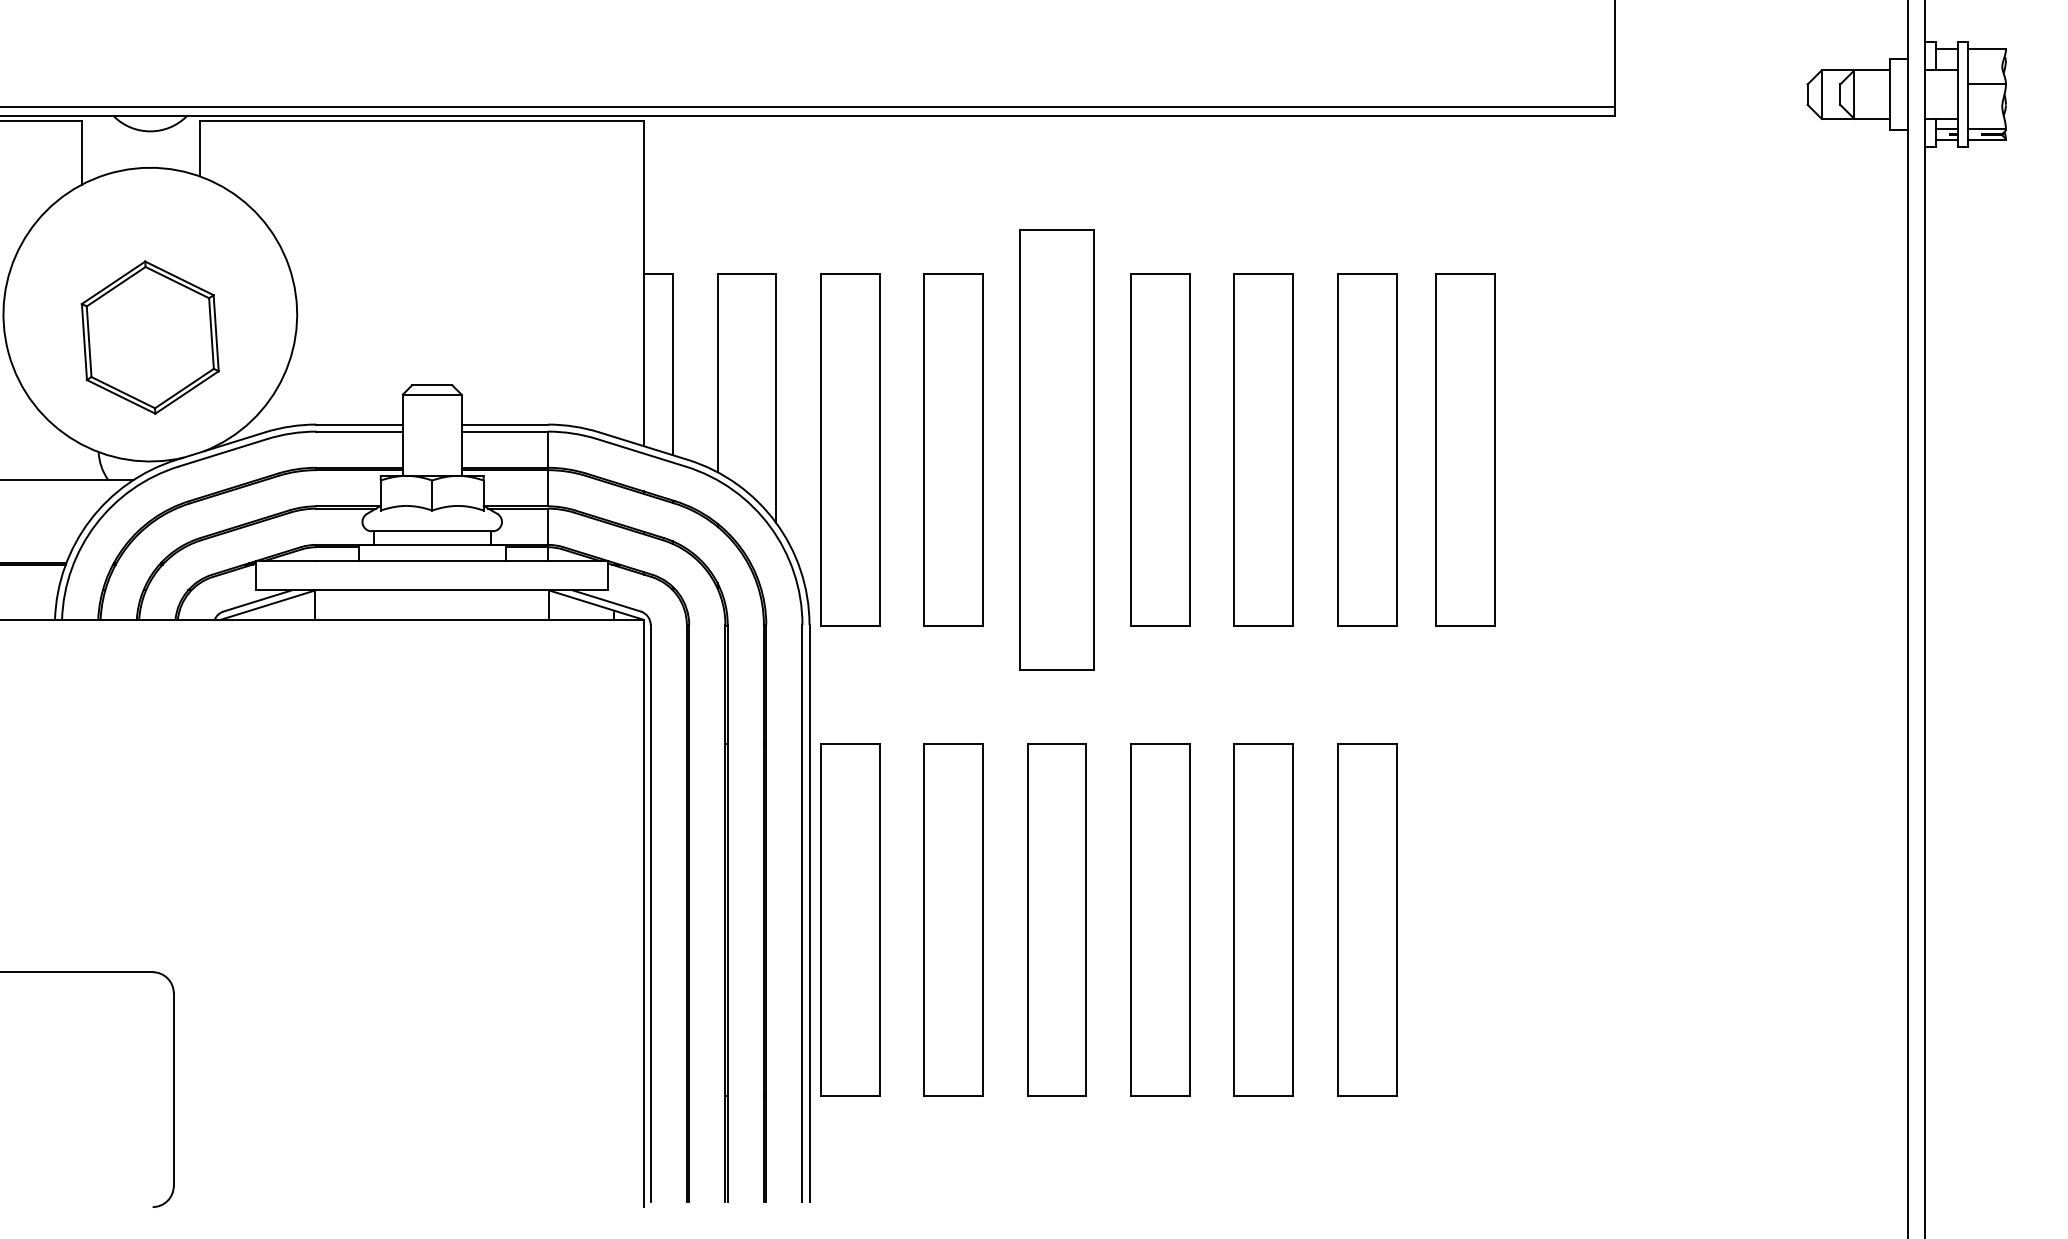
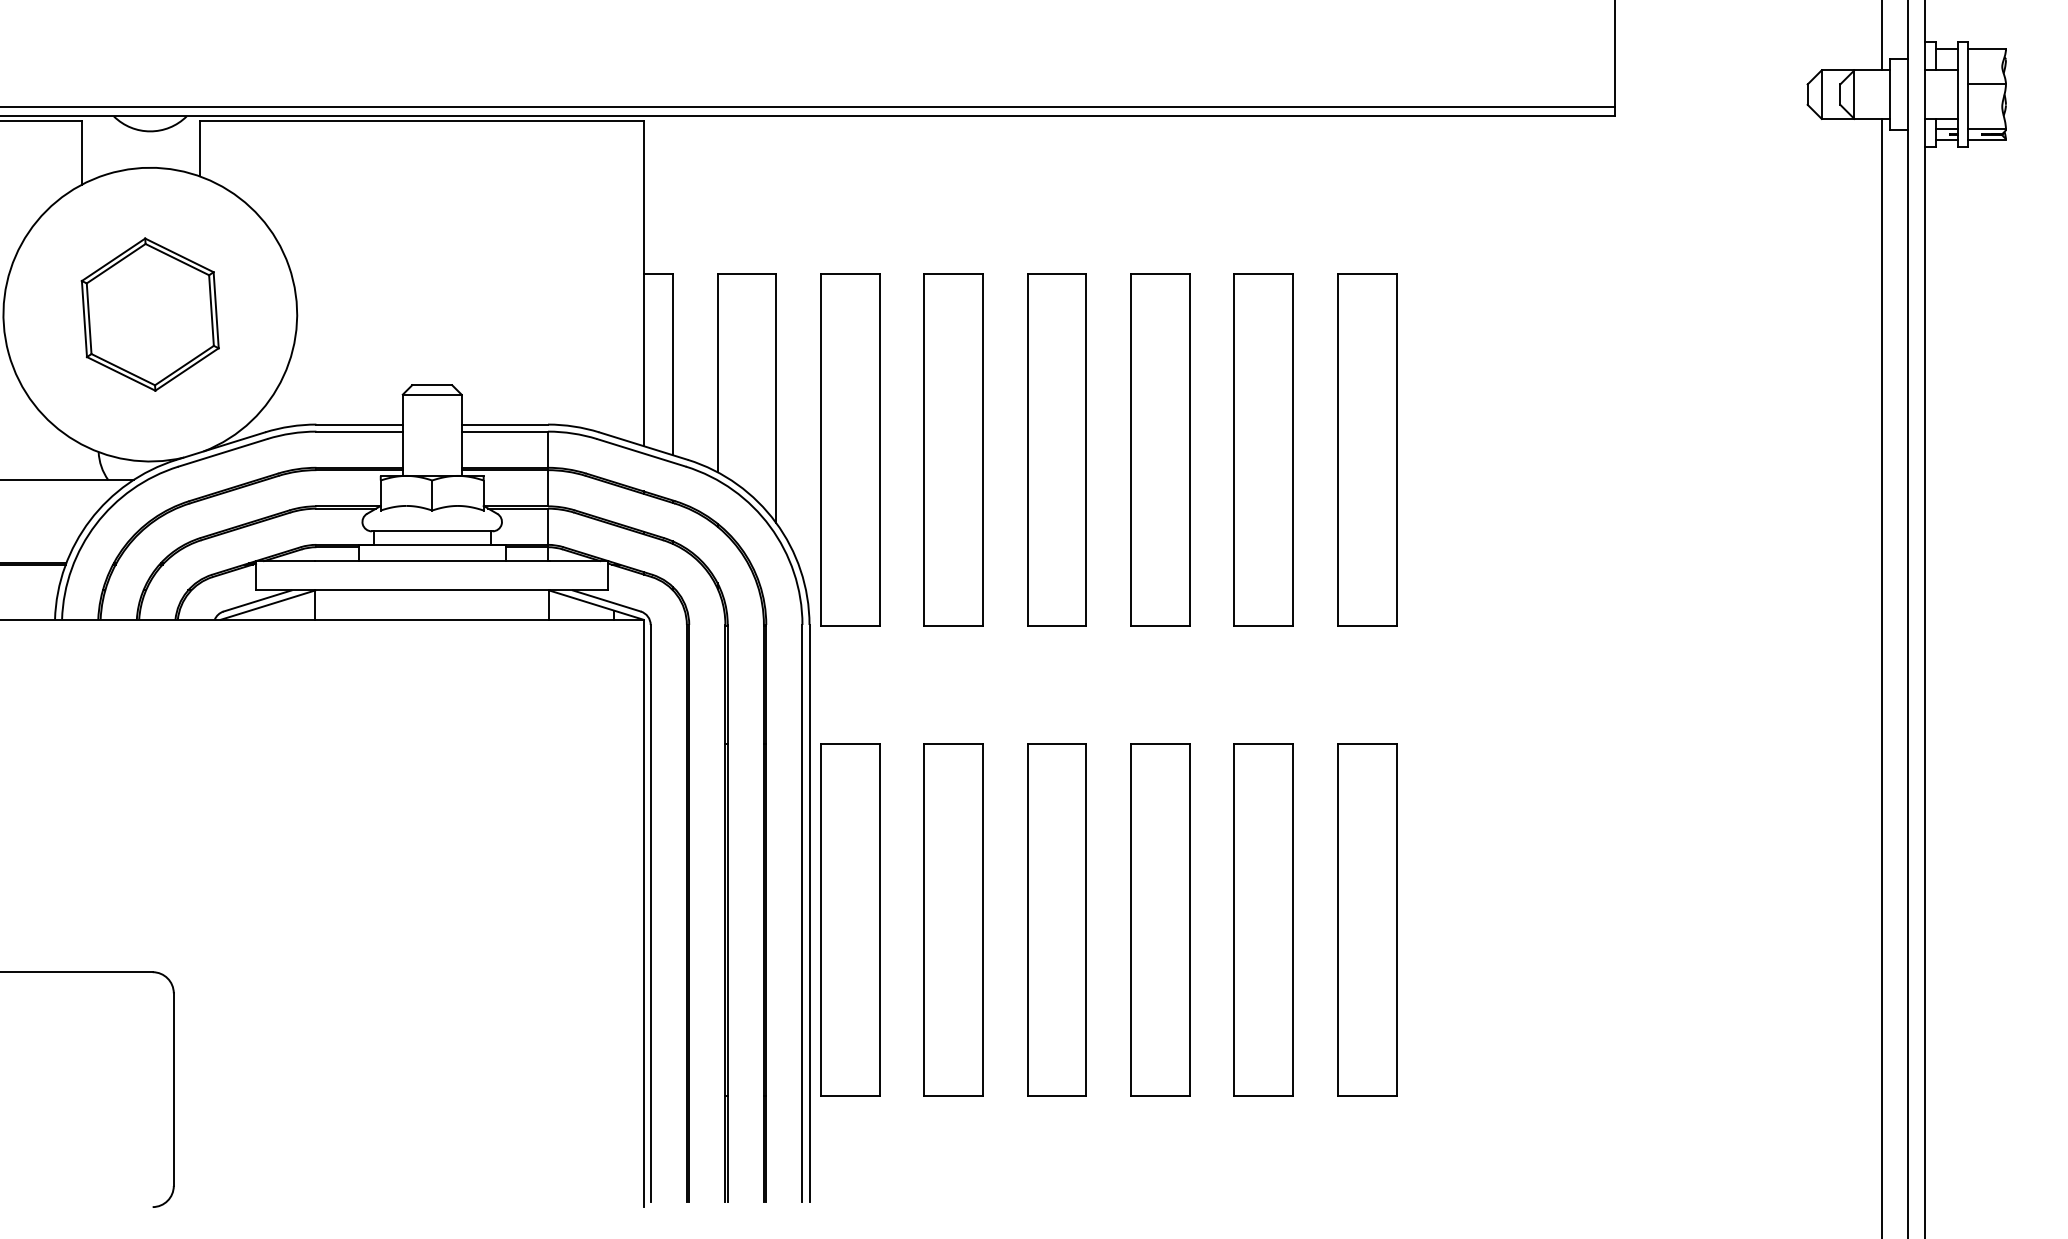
line: none -> present (1882, 36)
part position: (149, 337) -> (149, 314) (149, 314)
part size: 76x442 px -> 60x354 px (1056, 449)
part: present -> none (1465, 449)
line: none -> present (1882, 676)
